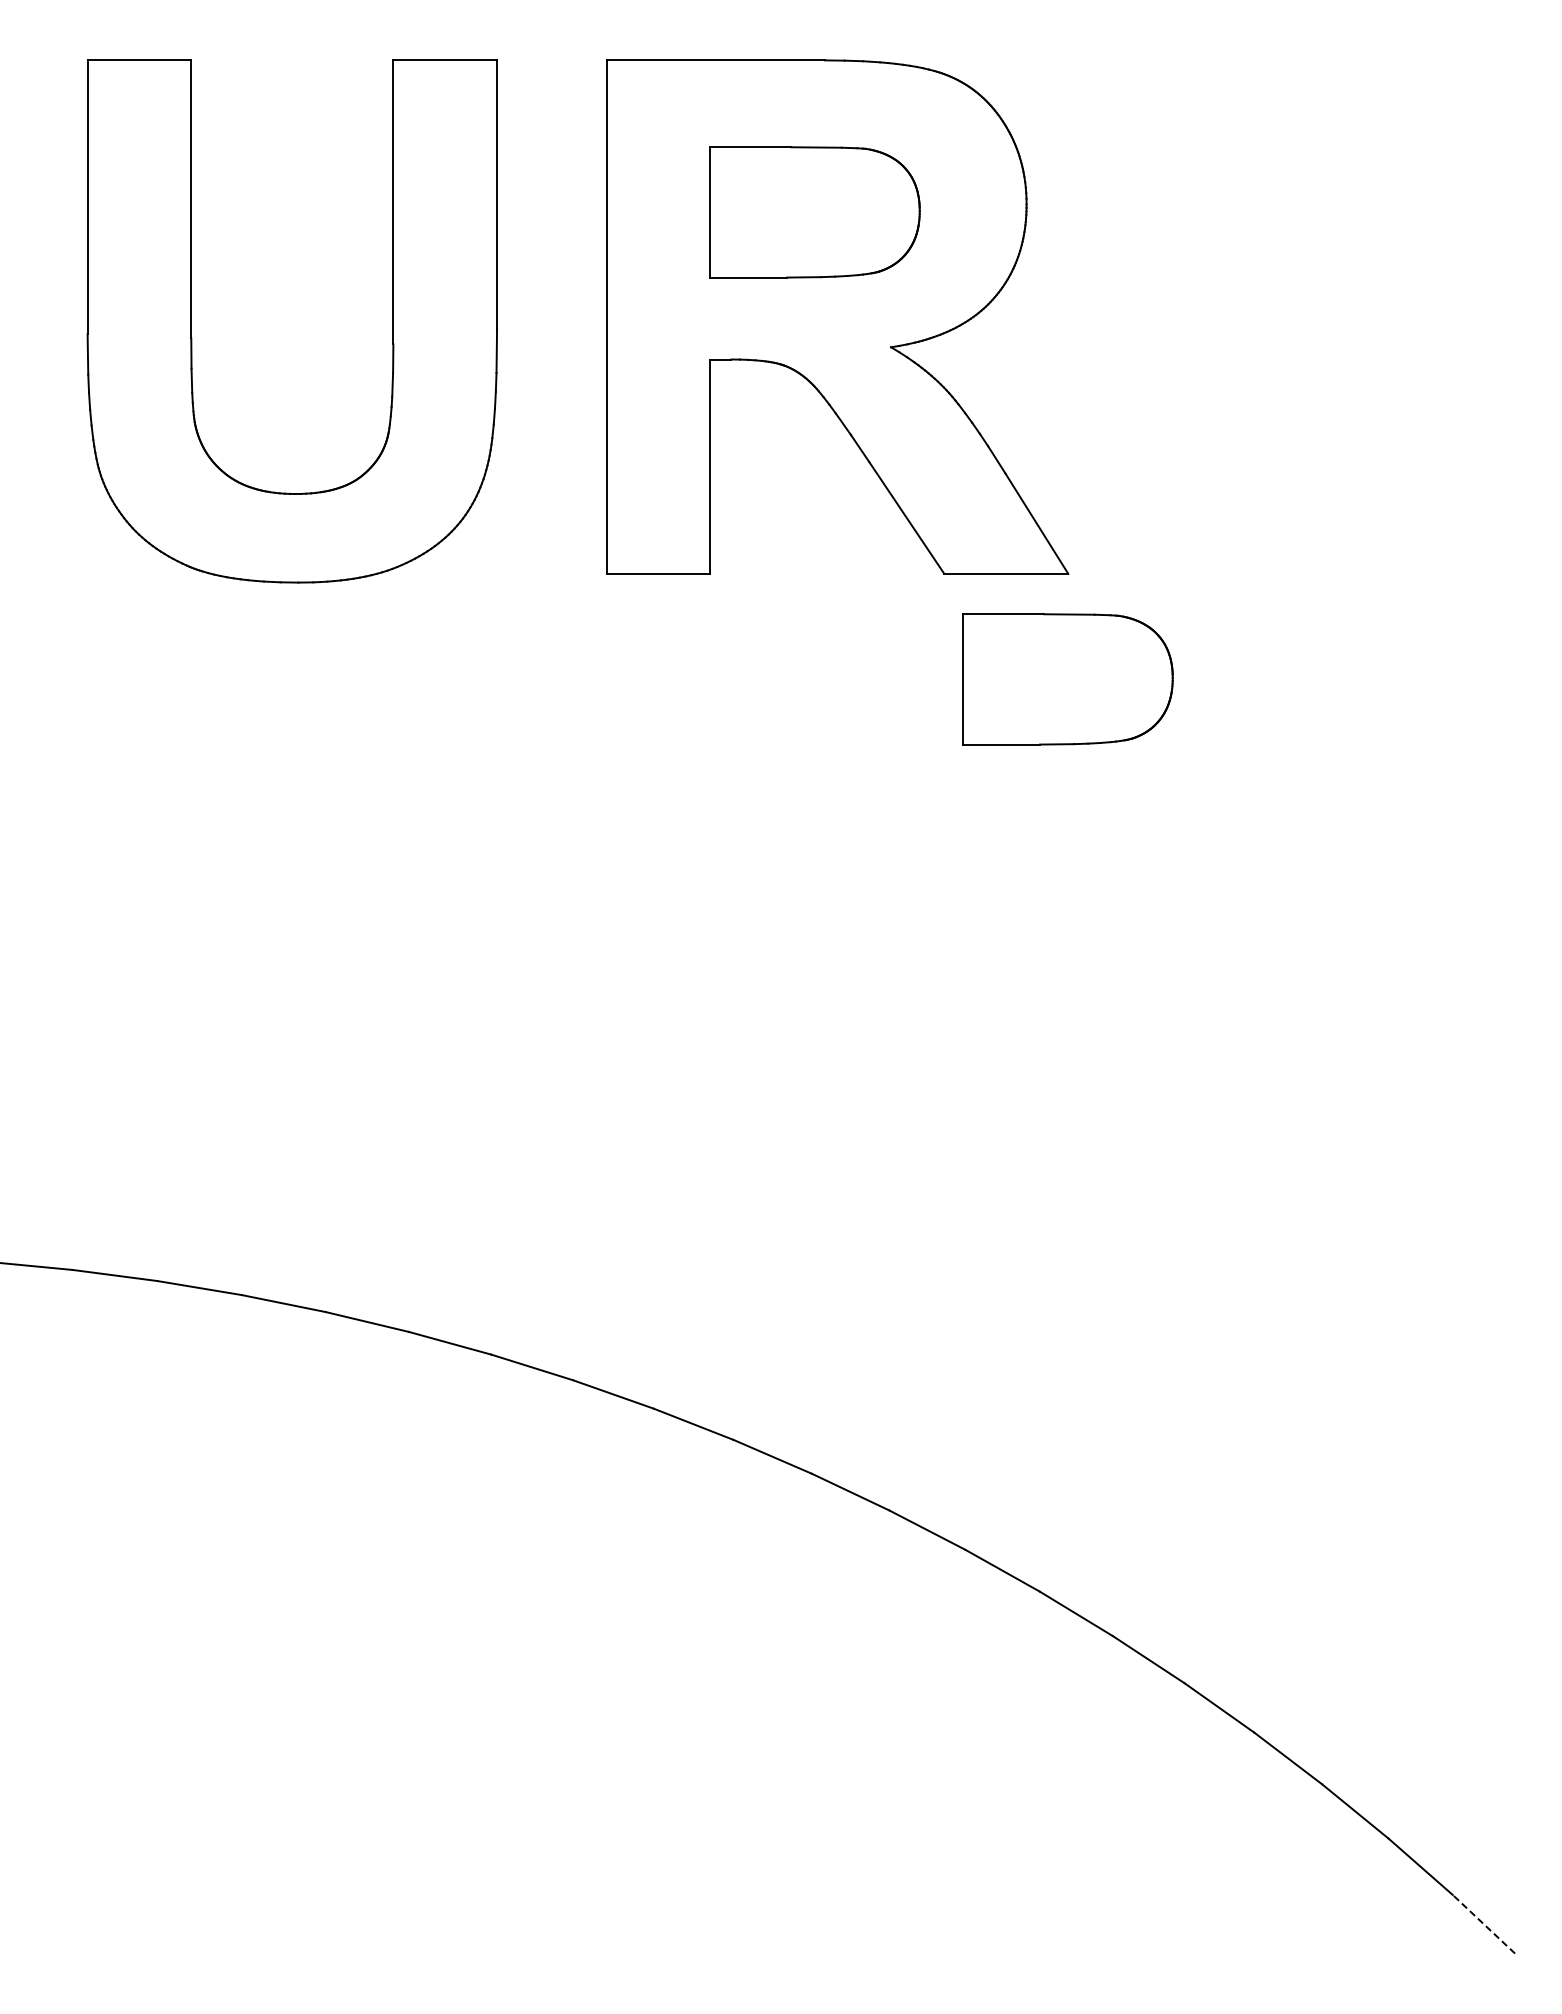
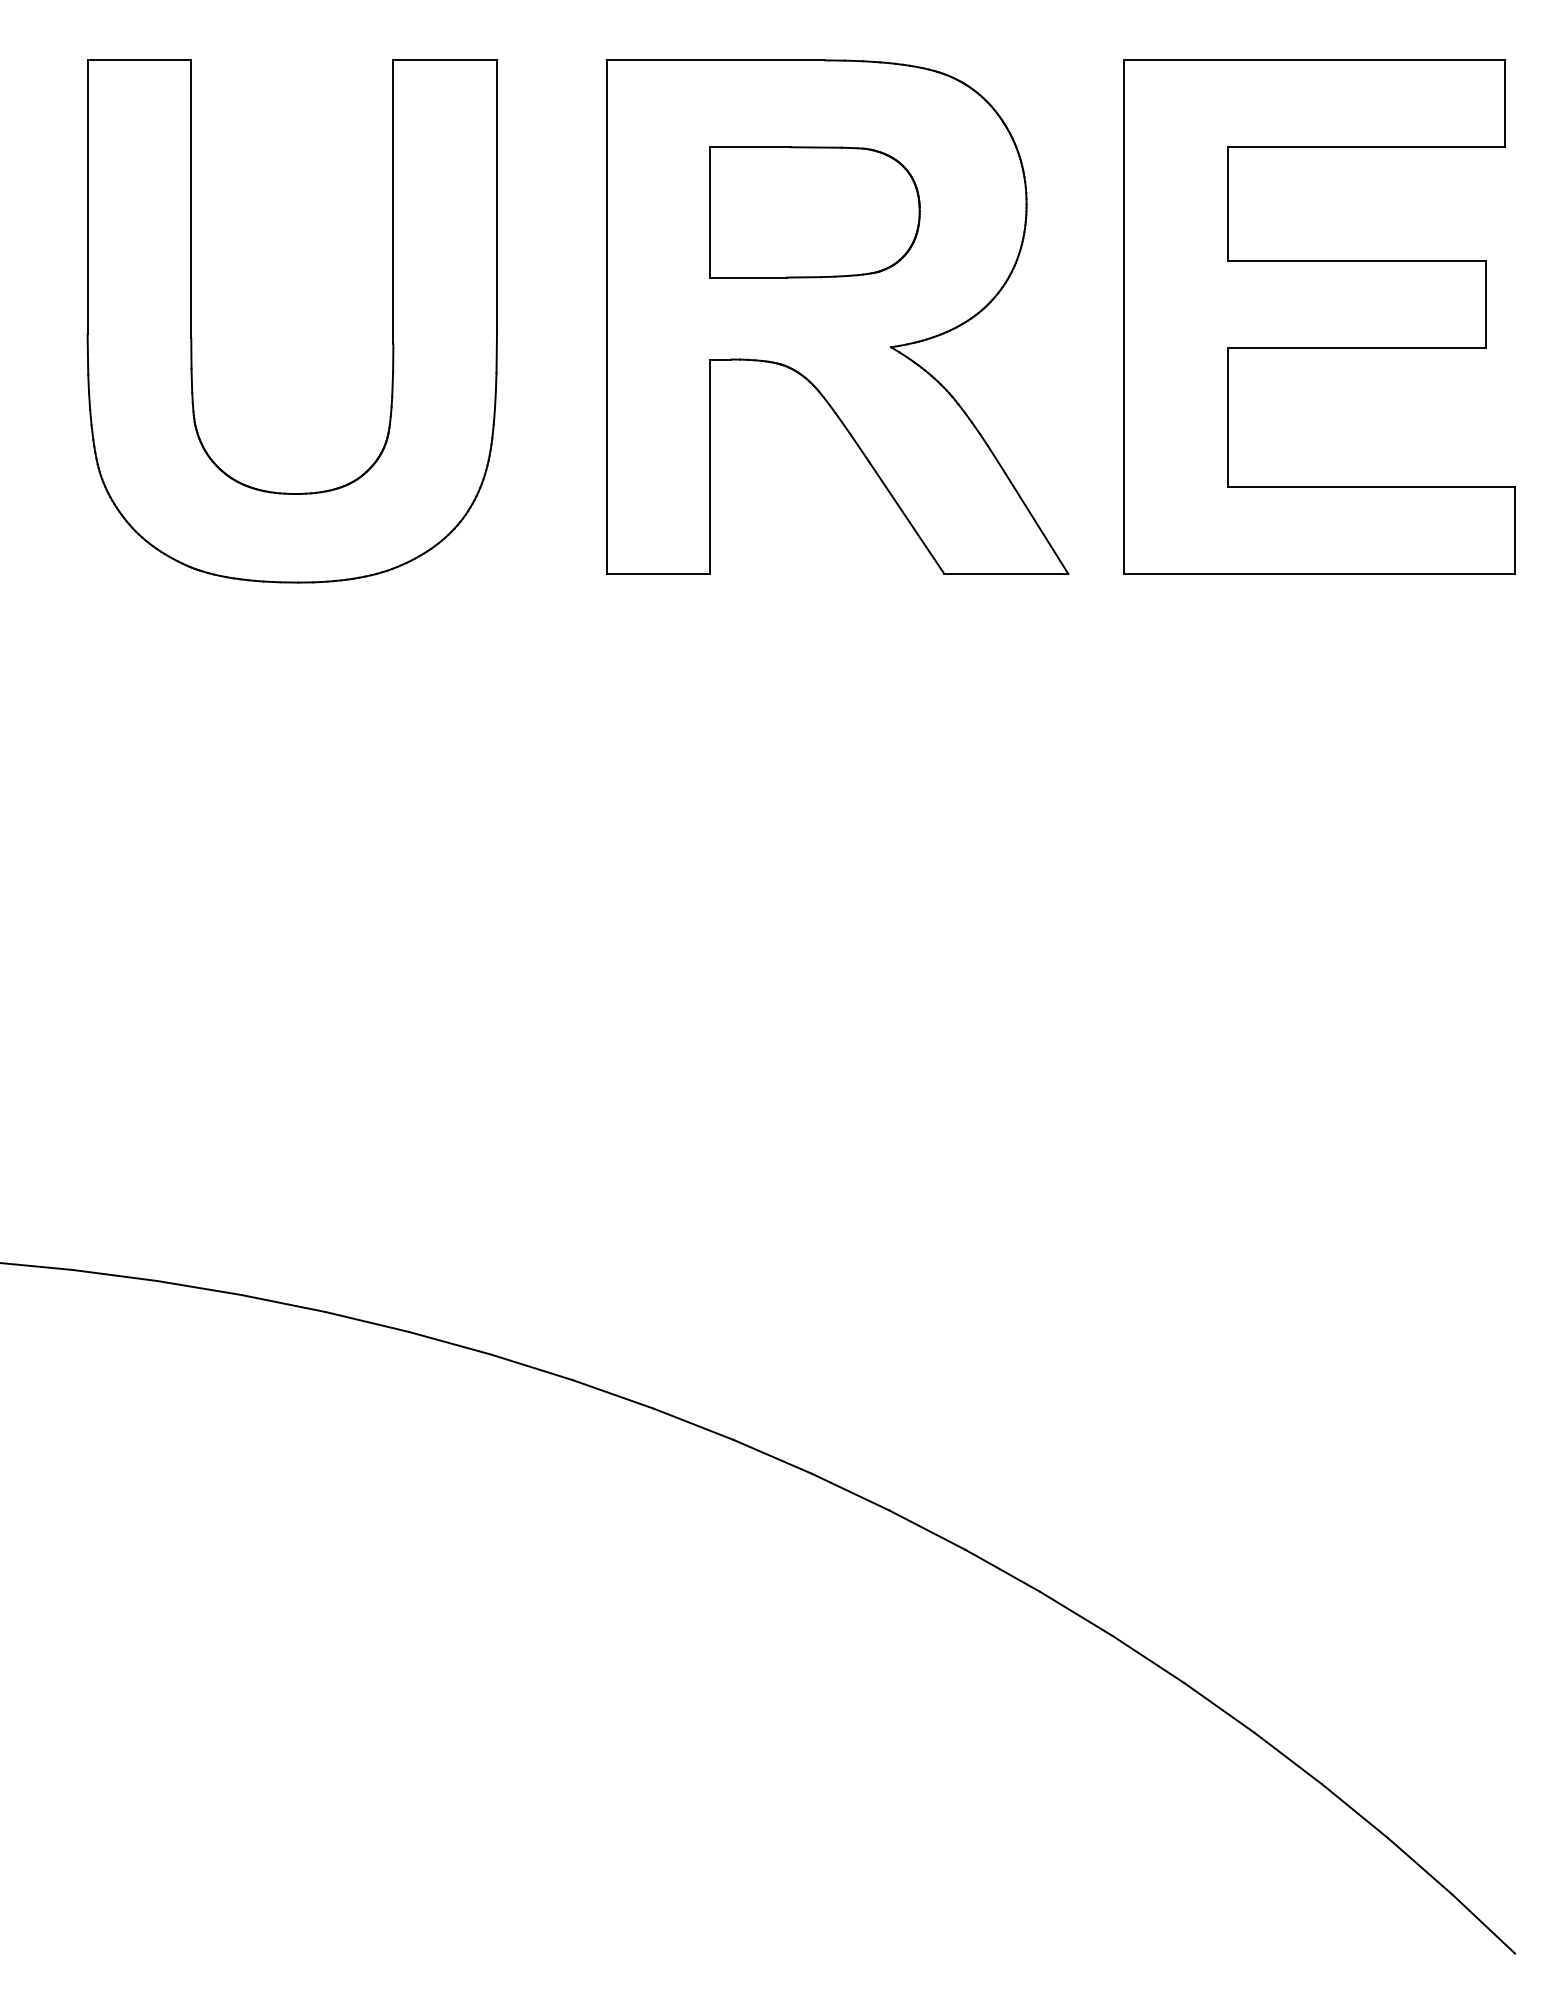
part: none -> present (1319, 316)
part: present -> none (1067, 679)
line: dashed -> solid (1483, 1924)
